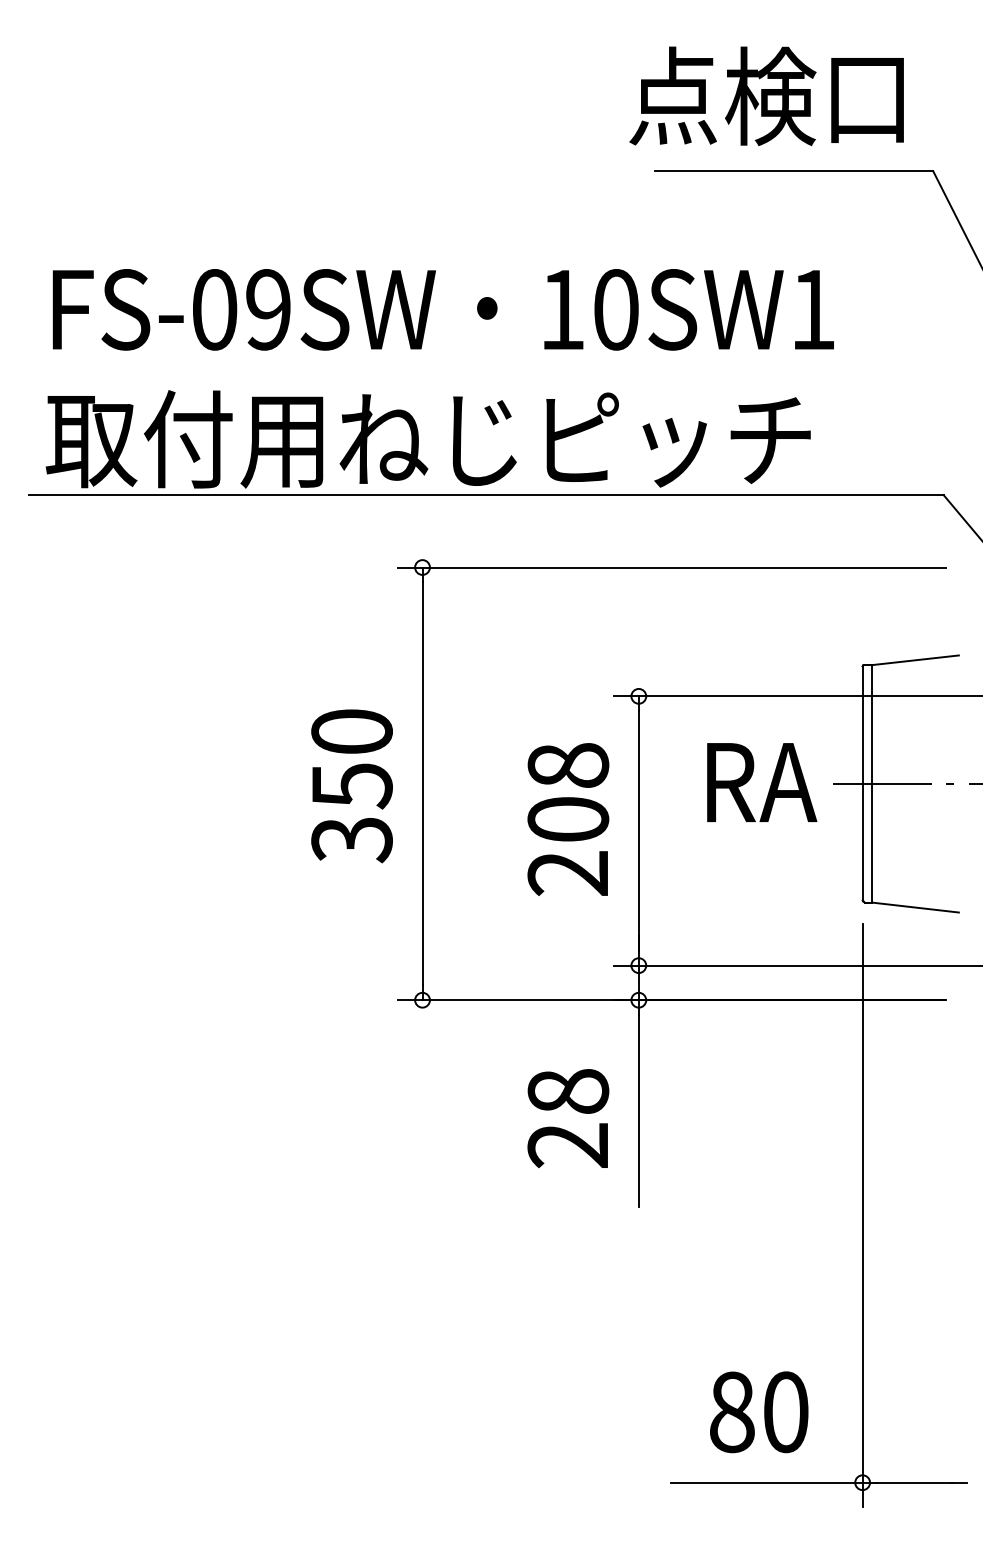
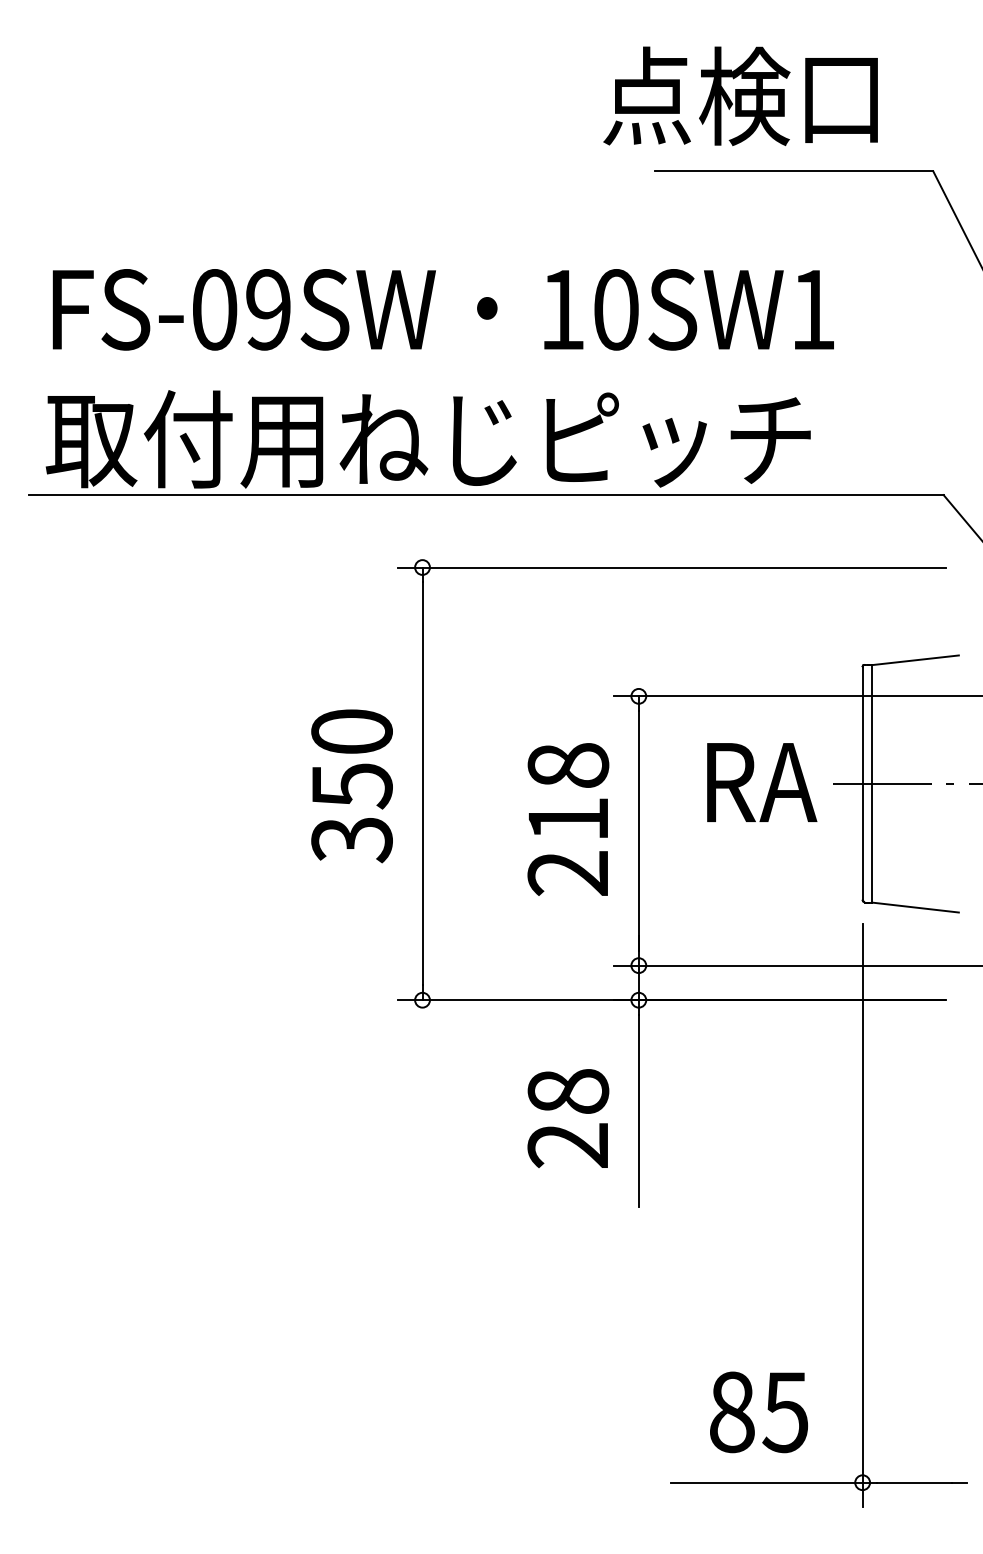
text position: (766, 96) -> (740, 96) (740, 96)
text: 208 -> 218 (568, 819)
text: 80 -> 85 (785, 1412)
